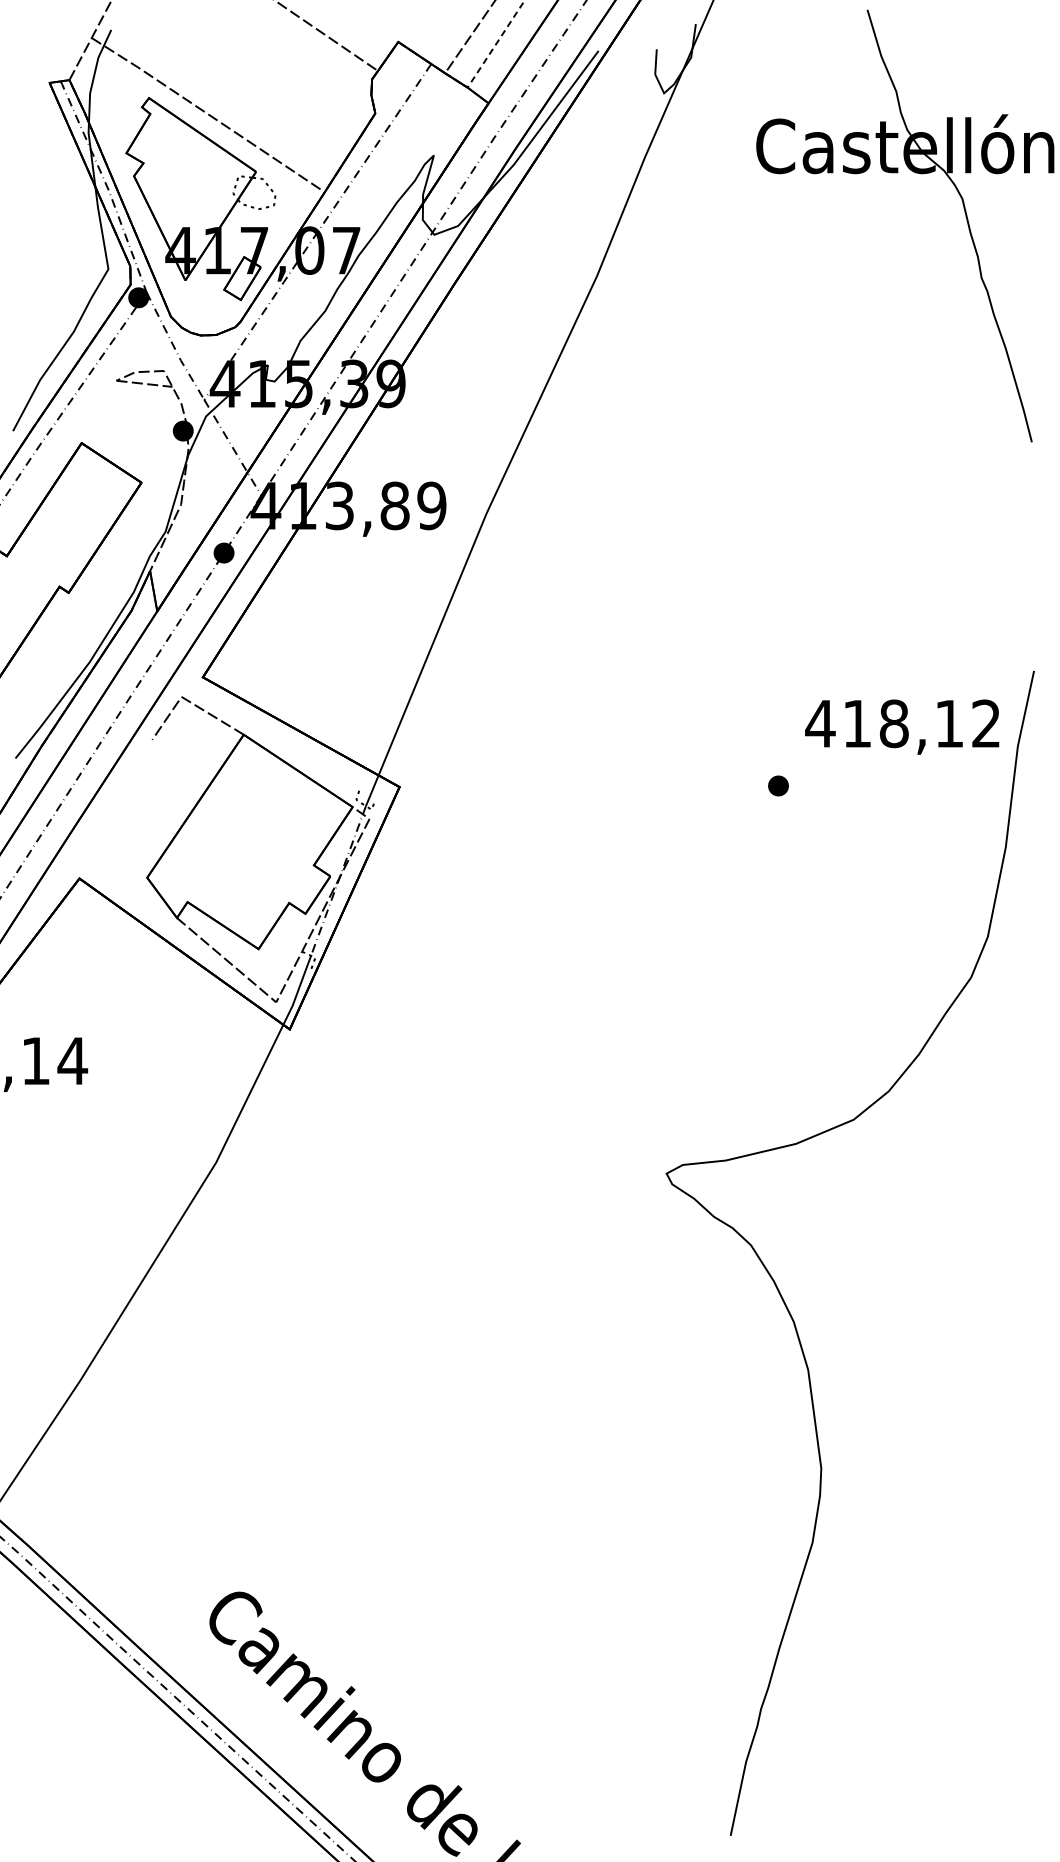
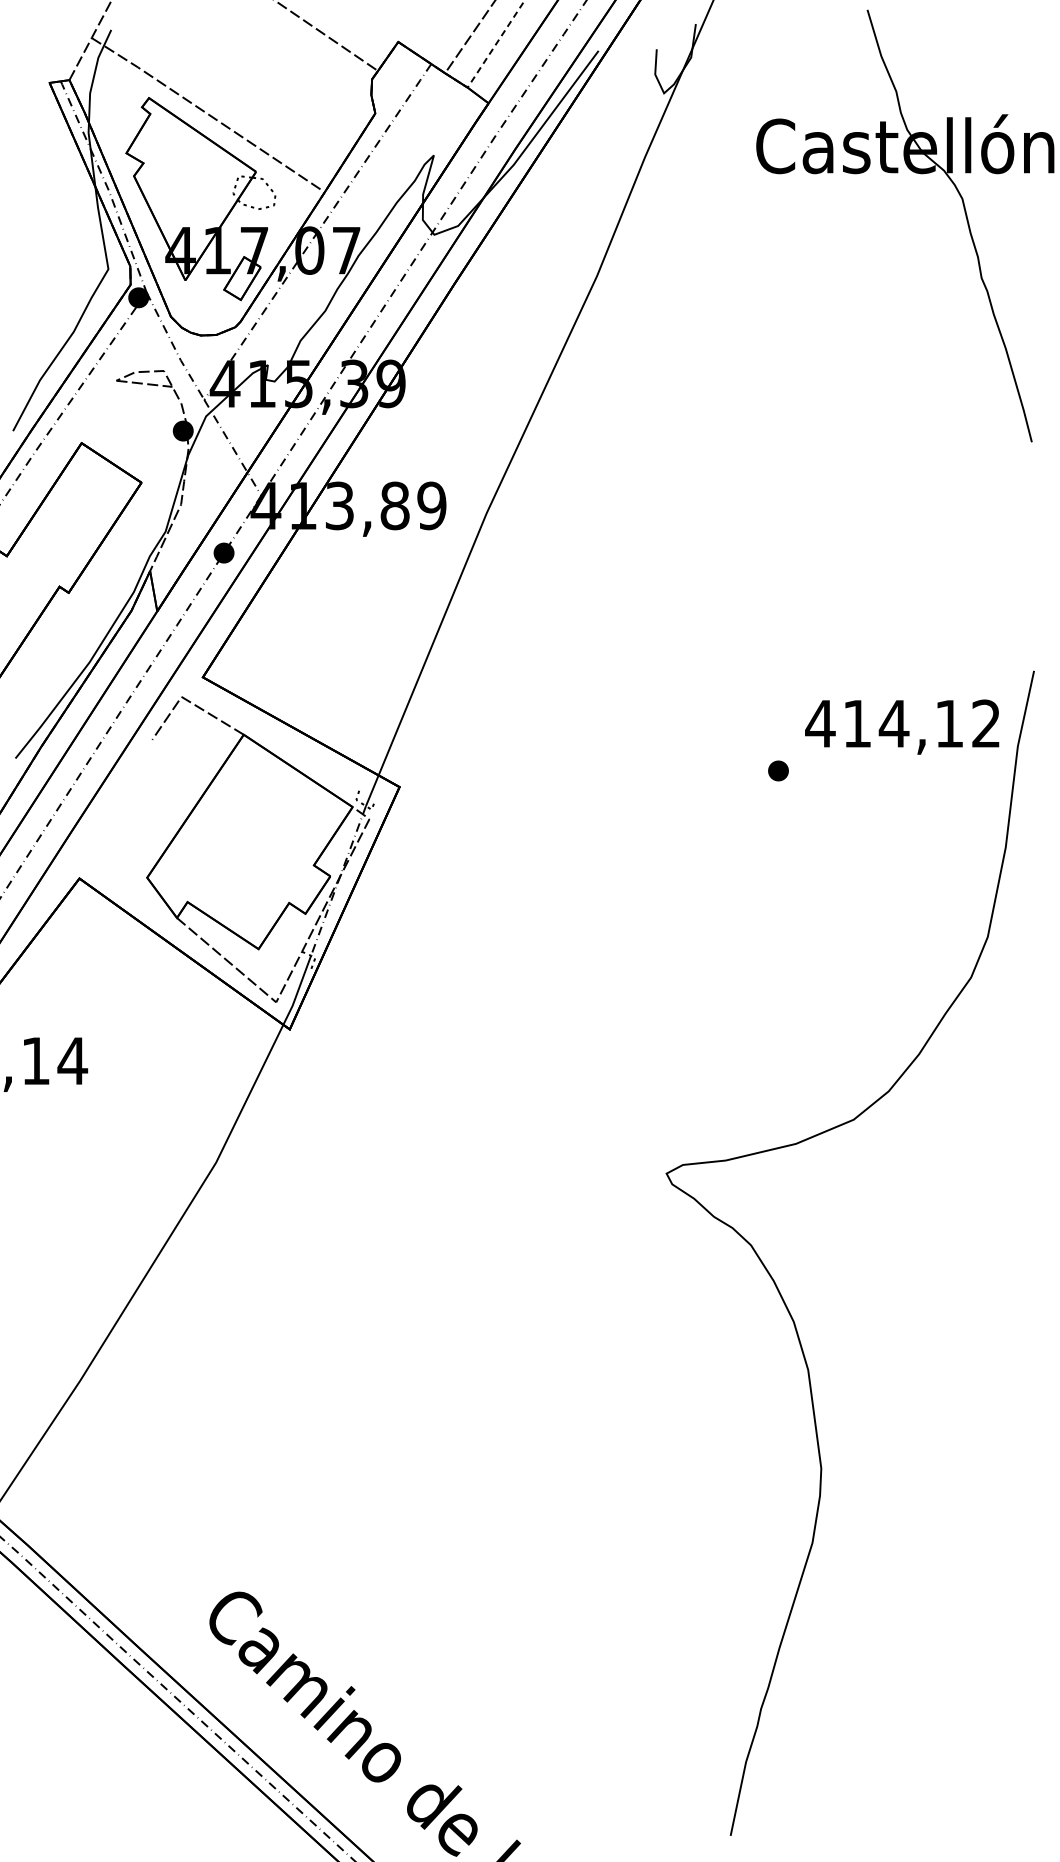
text: 418,12 -> 414,12 (893, 723)
part position: (778, 785) -> (778, 770) (778, 770)
